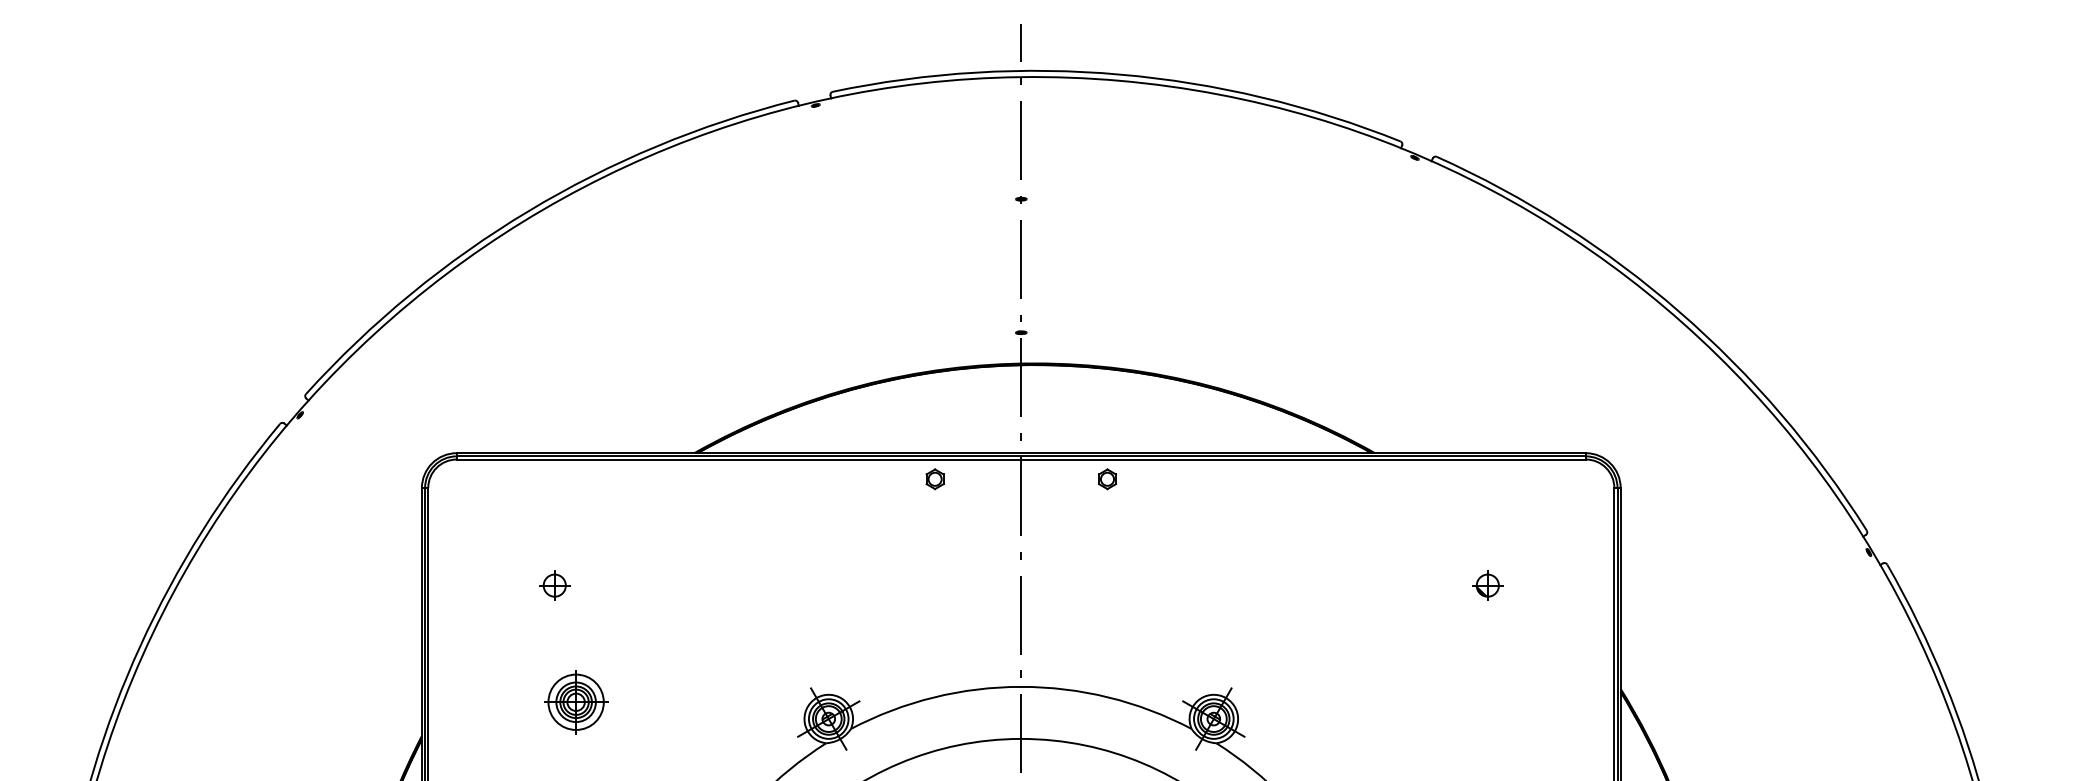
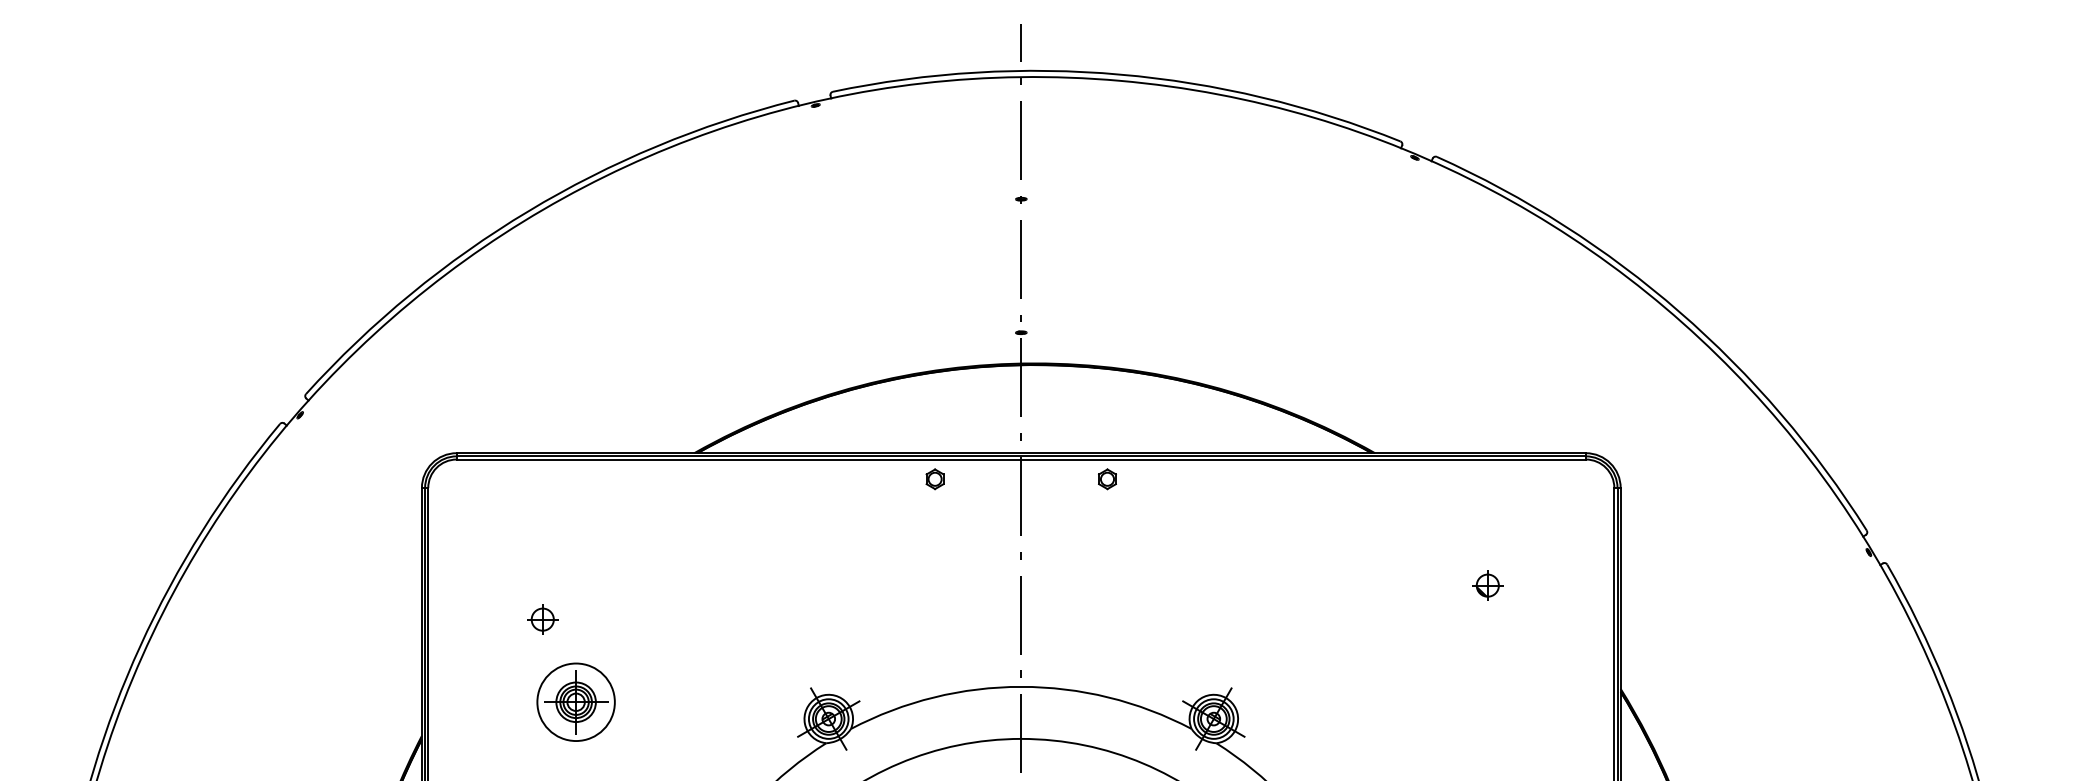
part position: (554, 585) -> (542, 619) (542, 619)
circle diameter: 55 px -> 77 px (575, 702)
